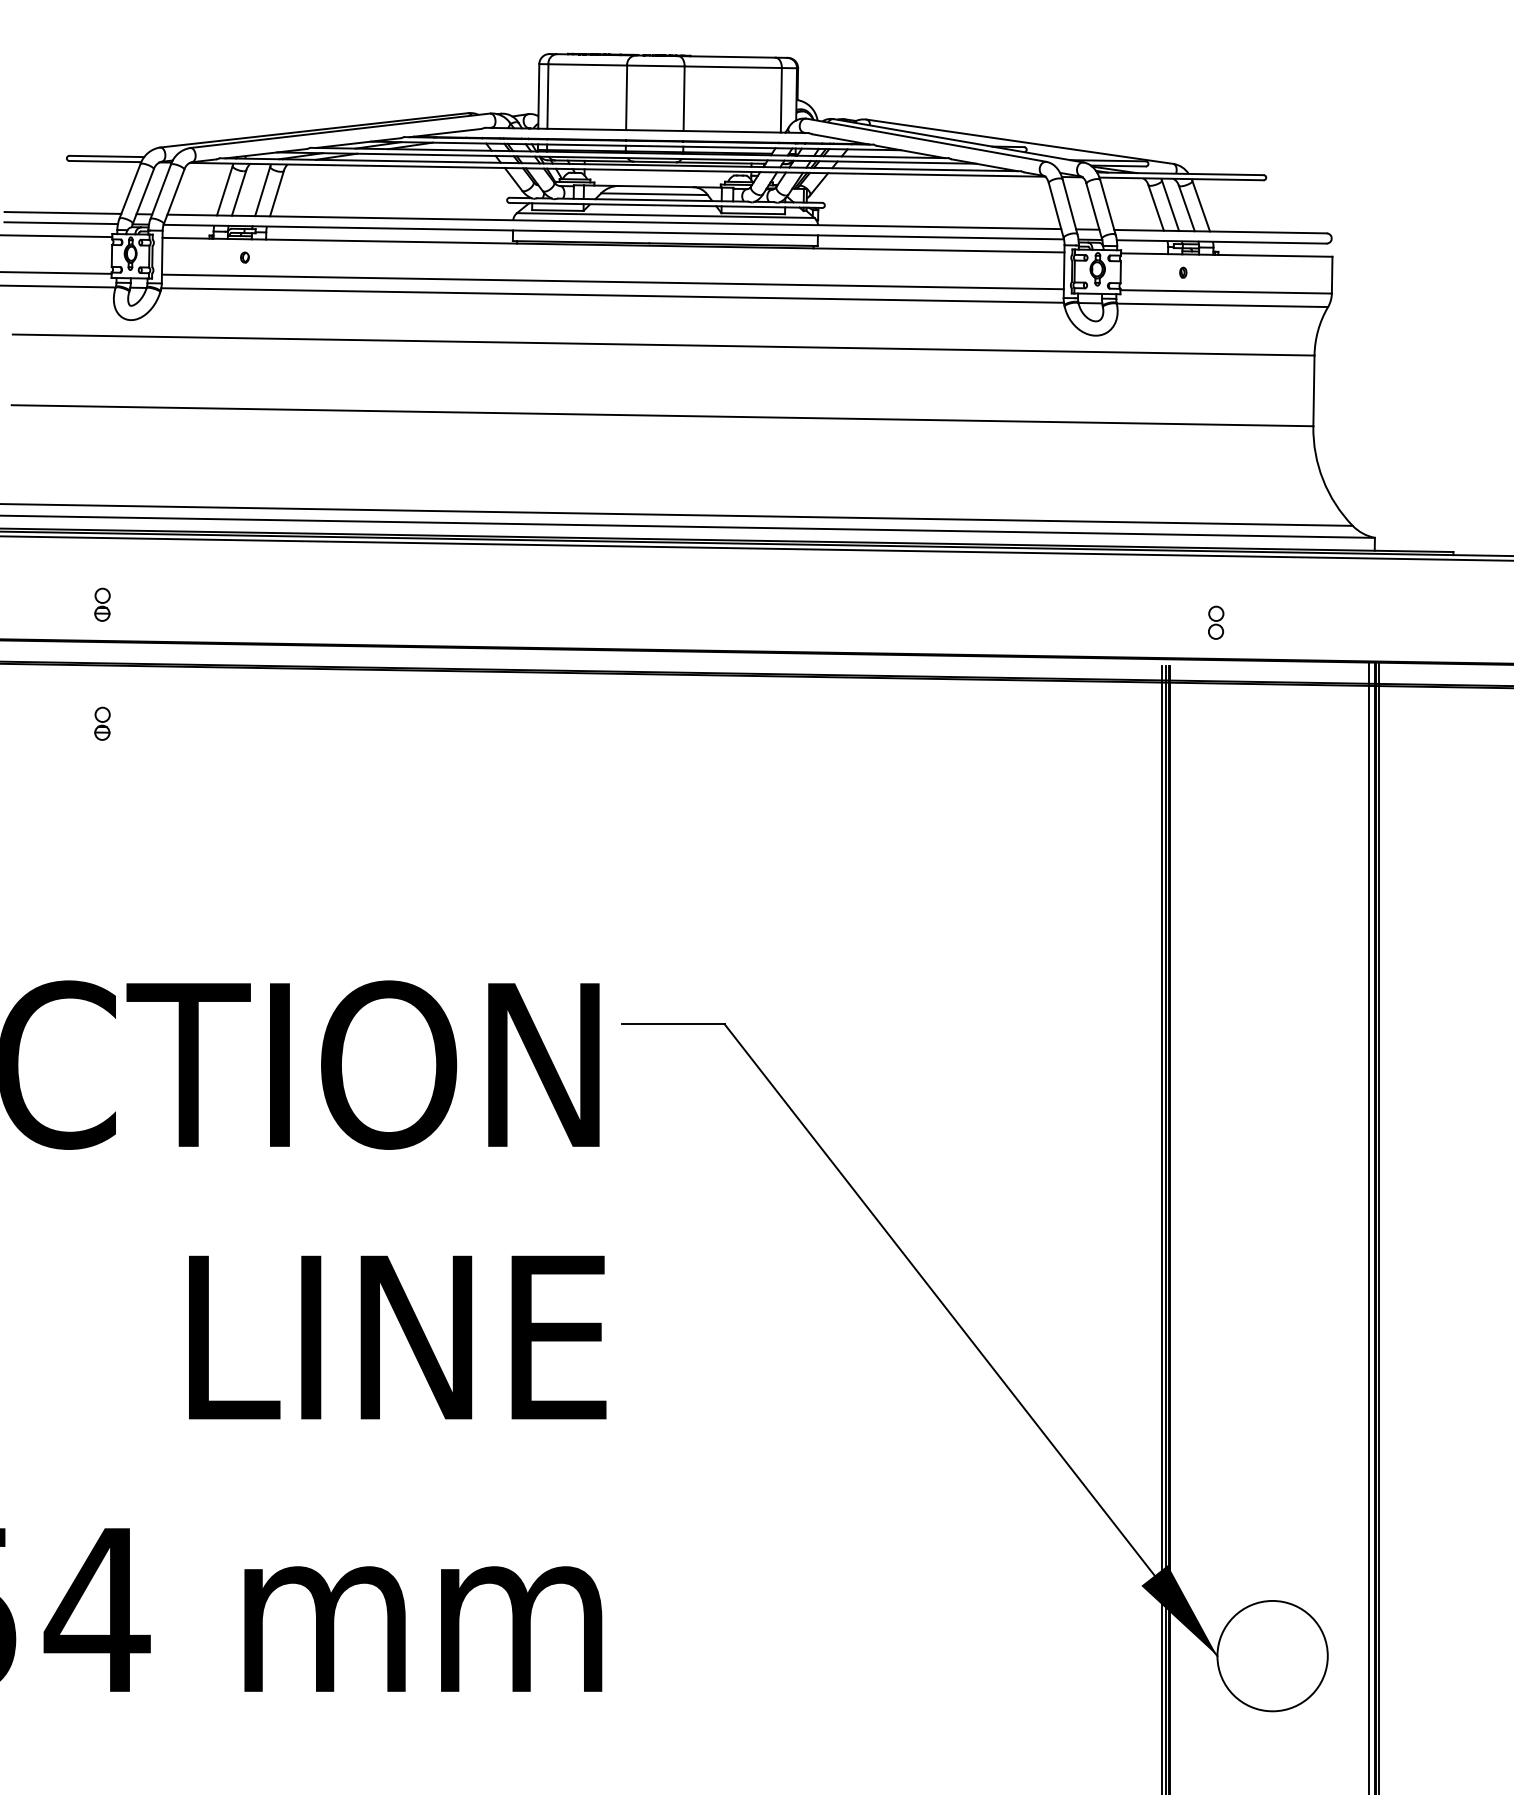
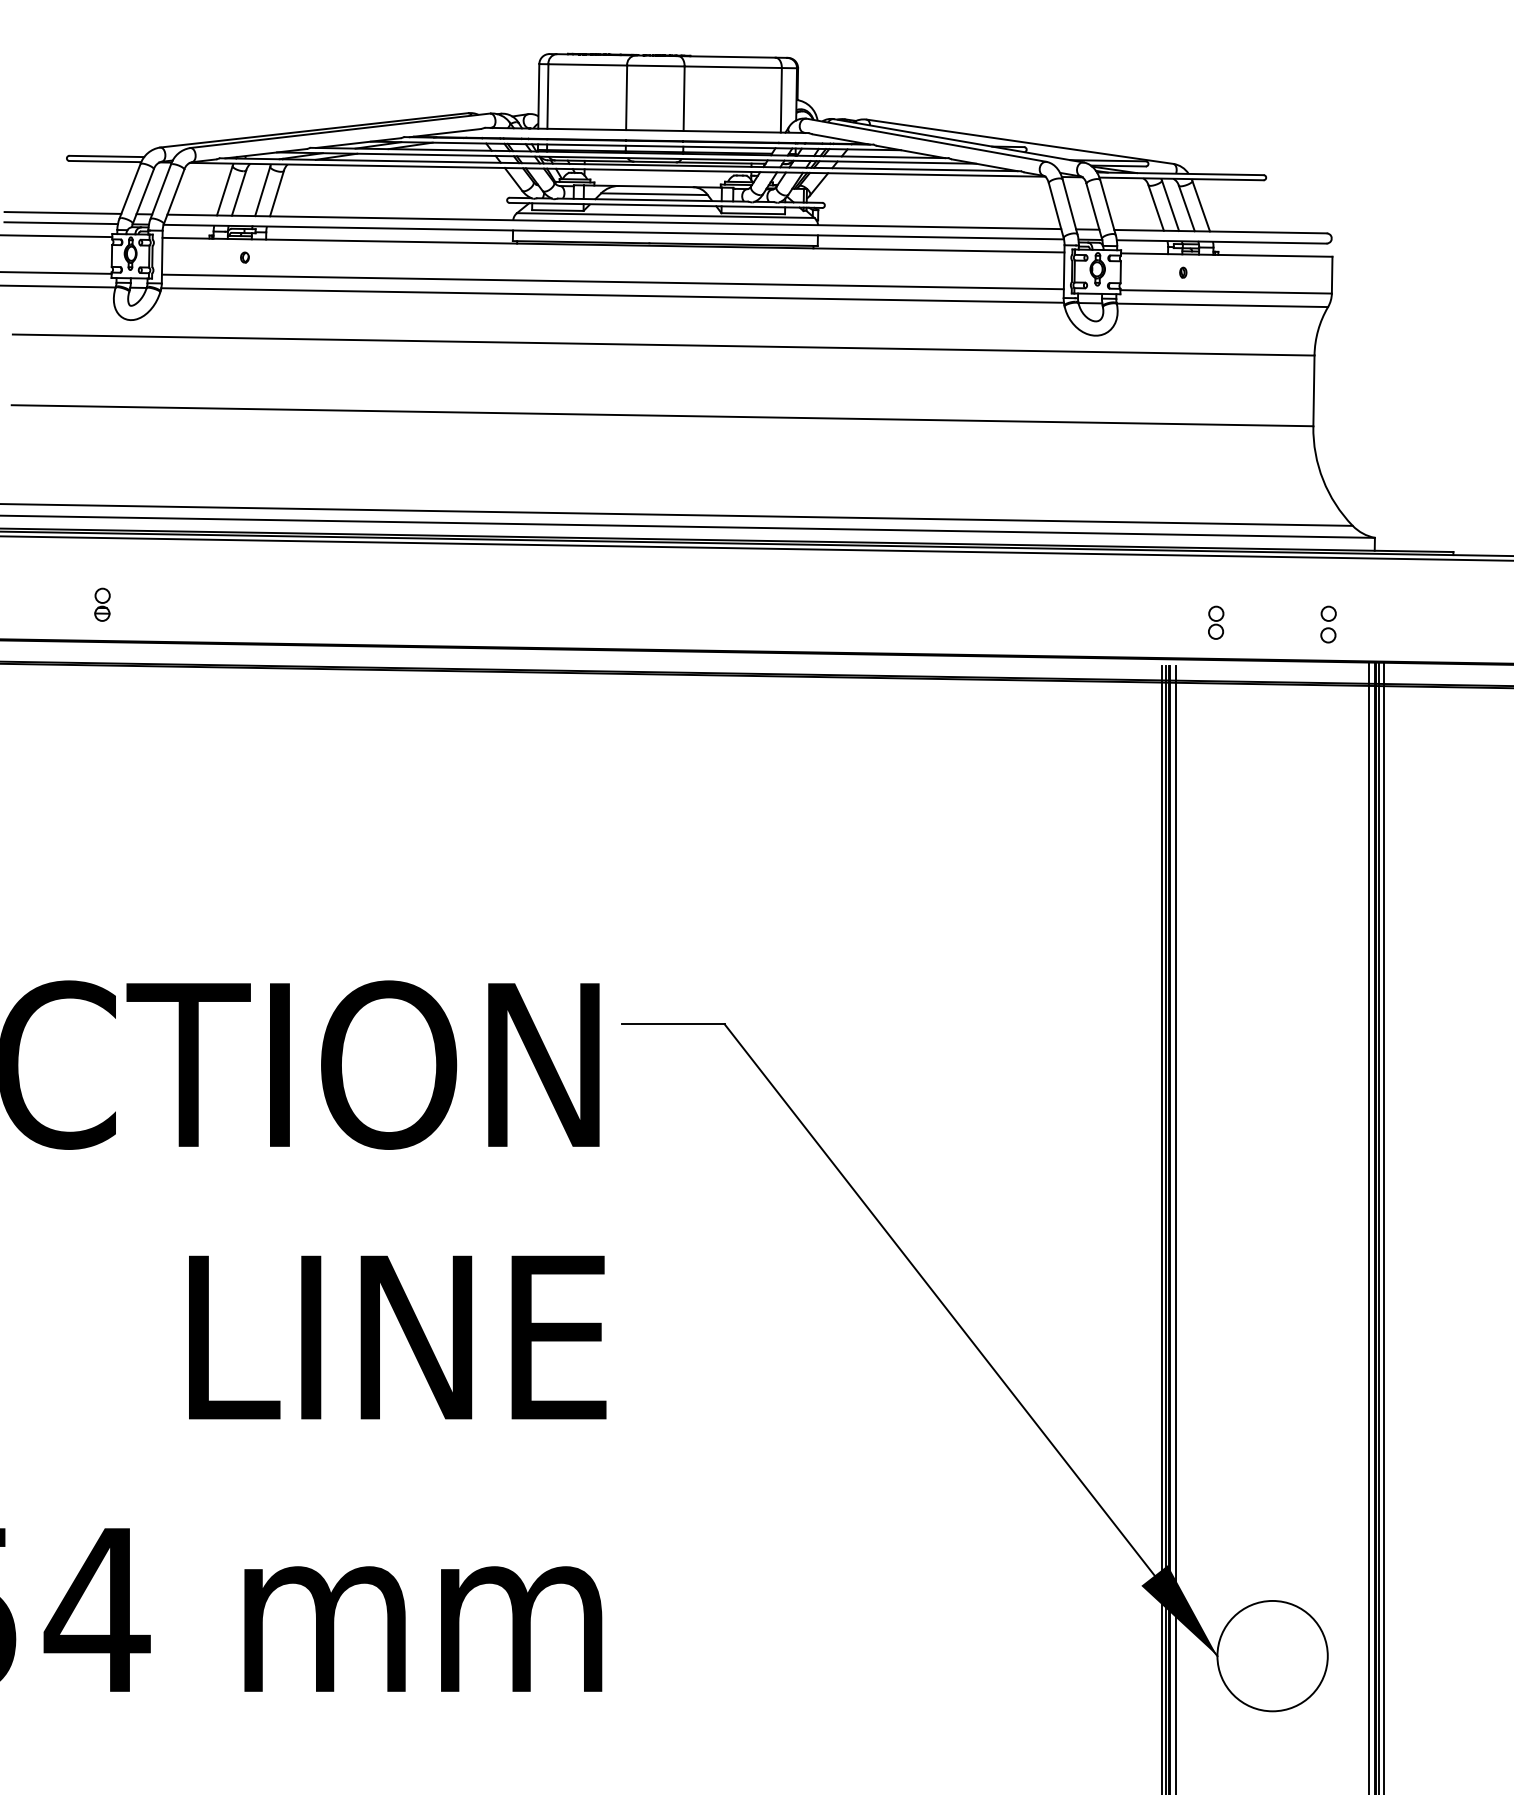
part: none -> present (1328, 624)
part: present -> none (102, 723)
line: none -> present (1383, 1226)
line: none -> present (1176, 1228)
